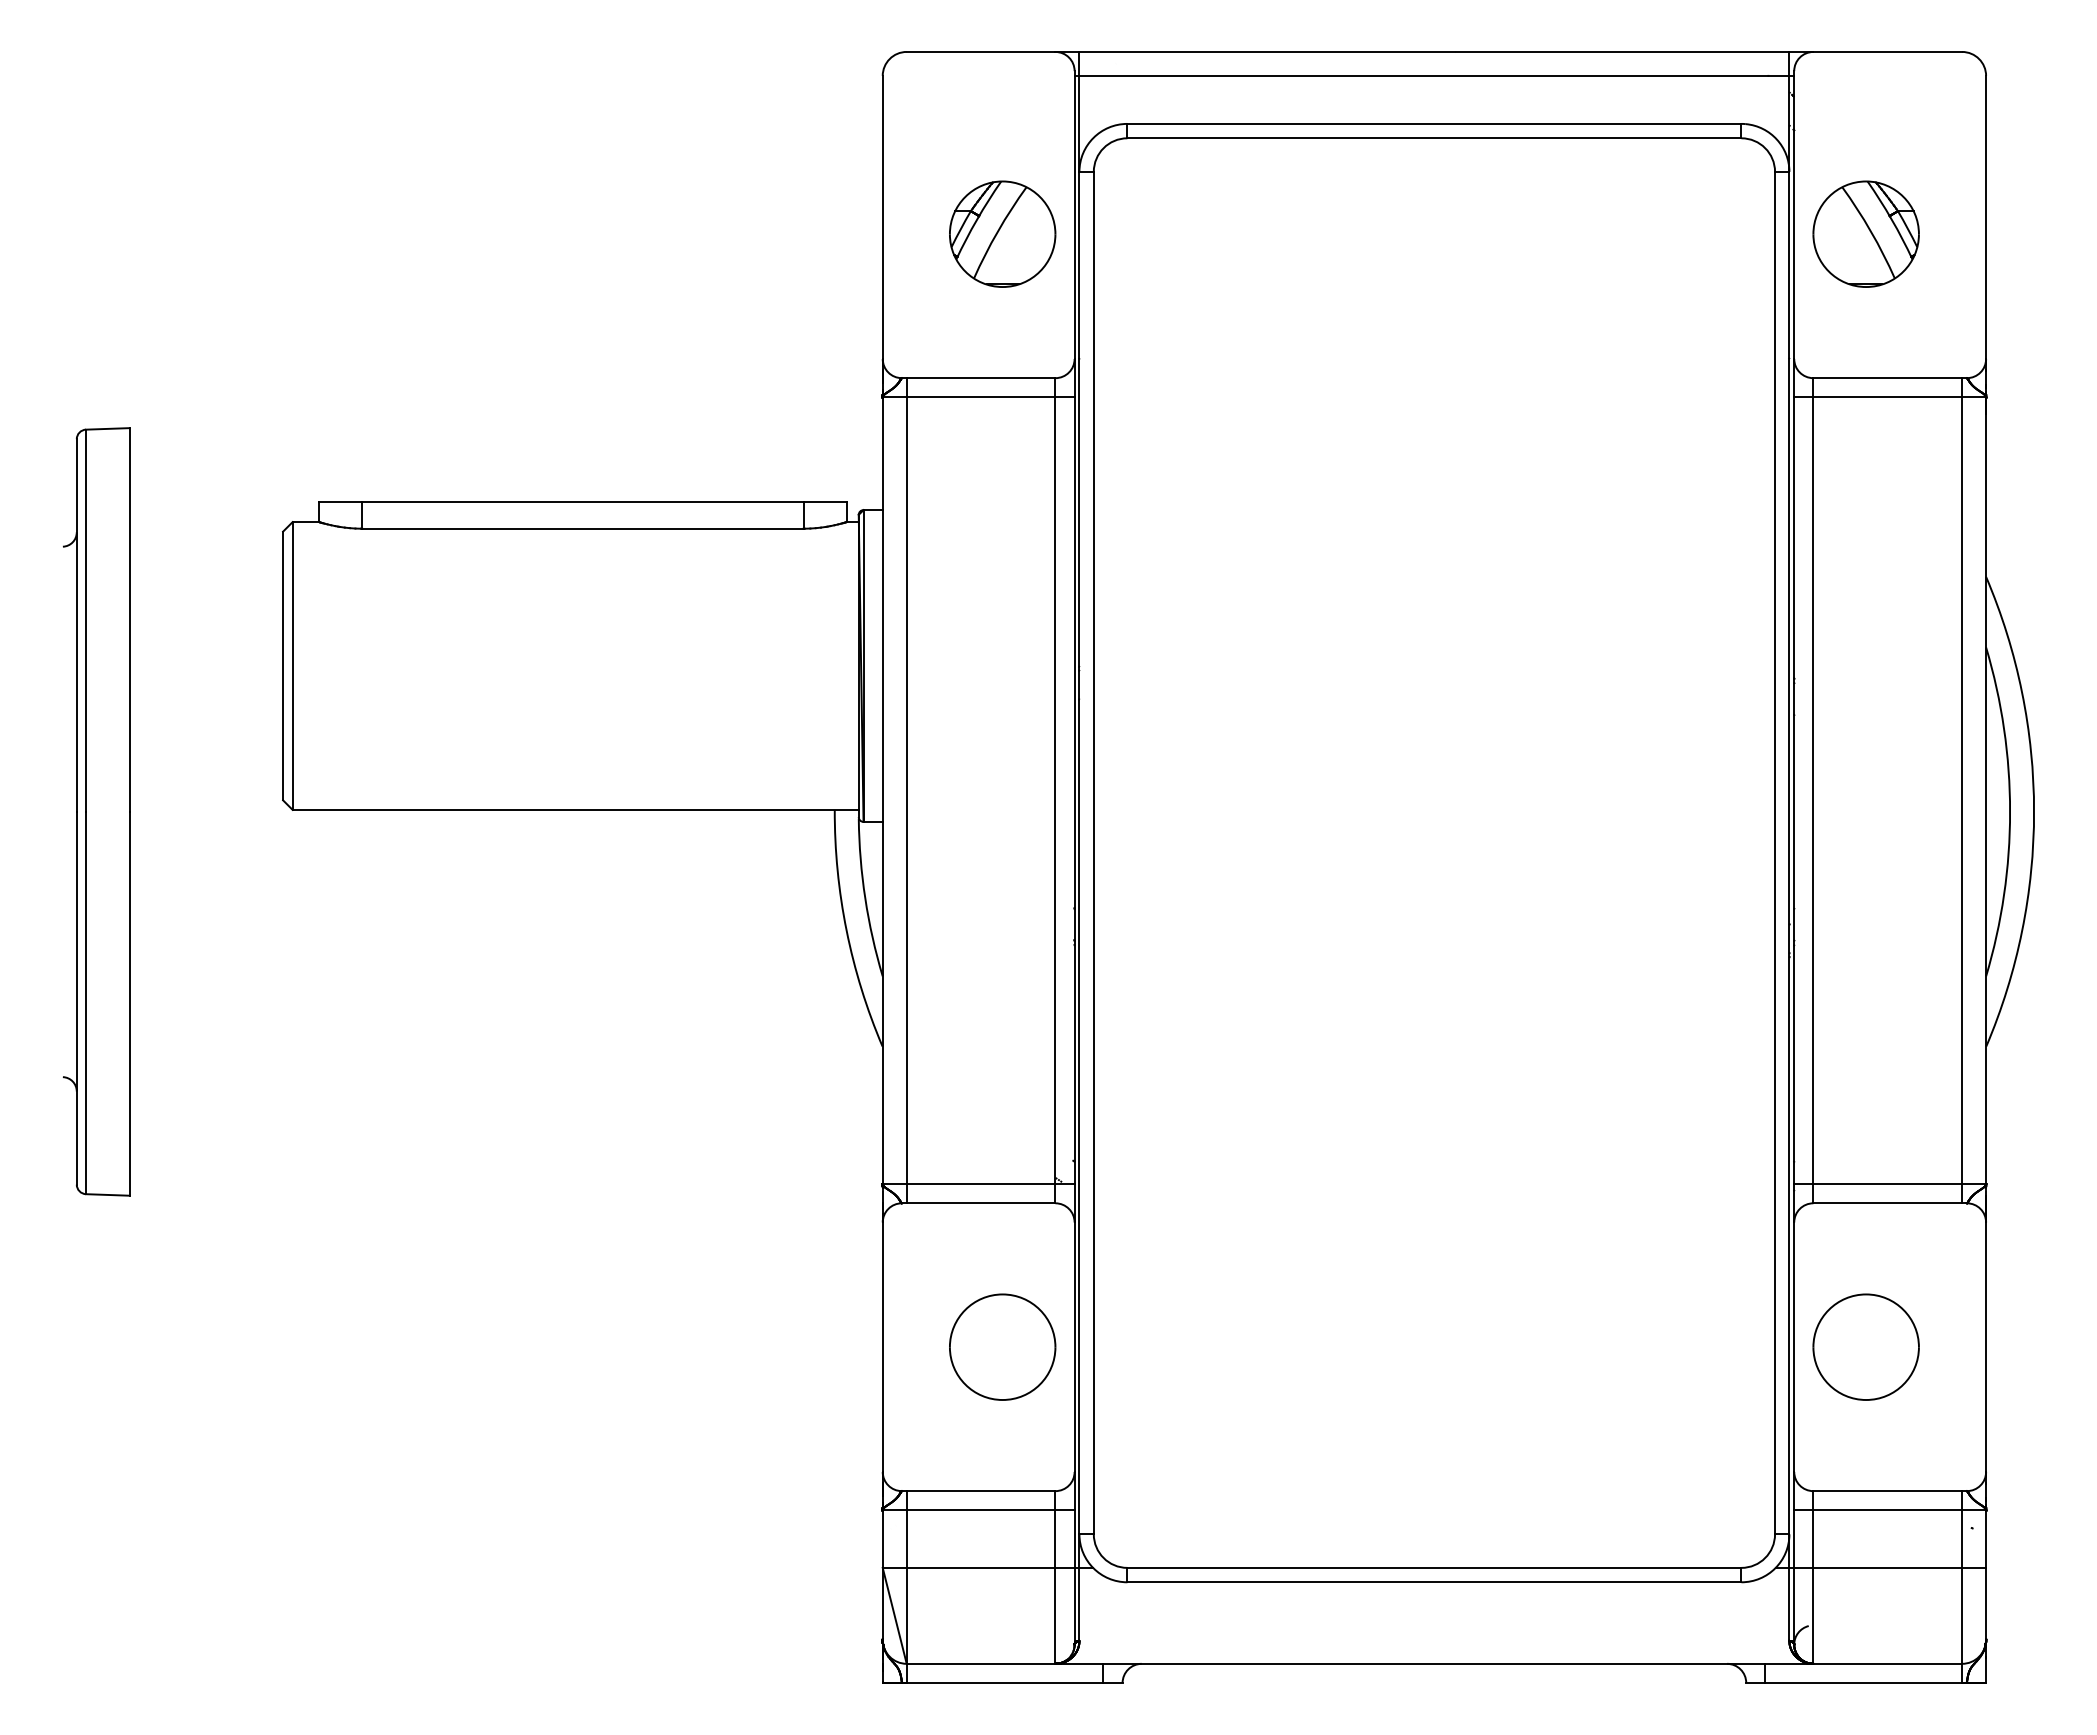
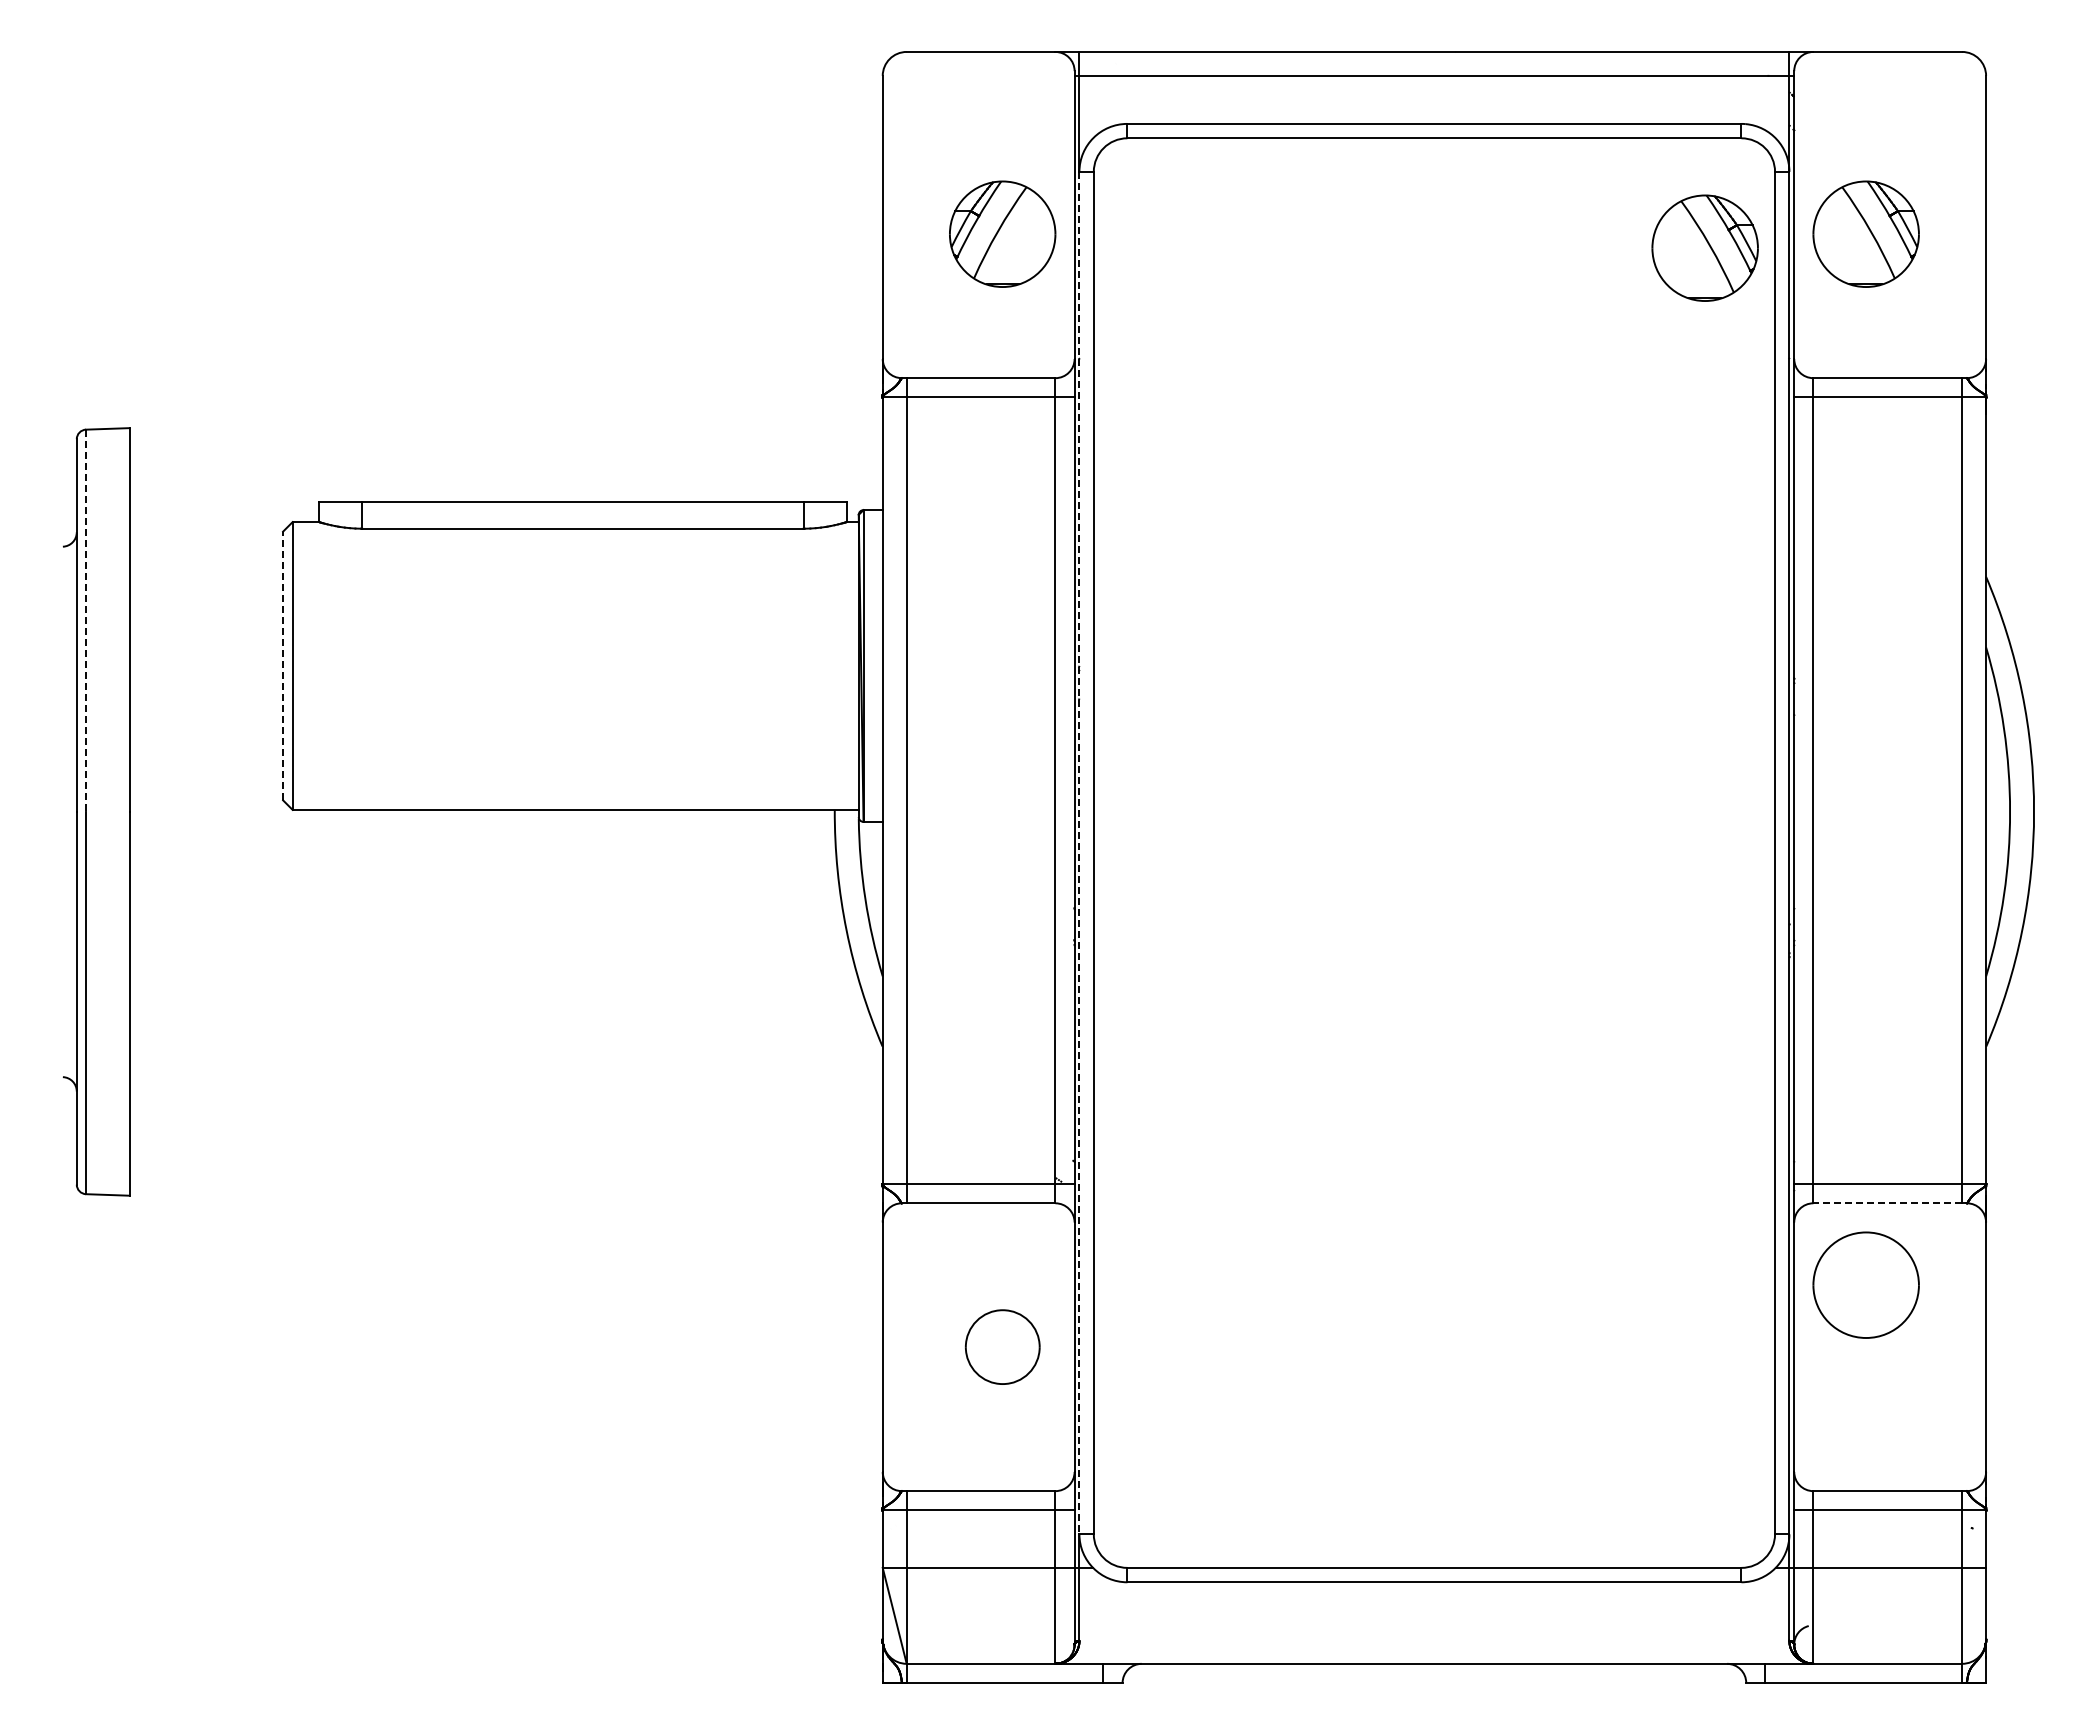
part: none -> present (1704, 247)
line: solid -> dashed (86, 621)
line: solid -> dashed (283, 665)
line: solid -> dashed (1079, 853)
line: solid -> dashed (1887, 1203)
part size: 108x108 px -> 76x76 px (1002, 1346)
part position: (1865, 1346) -> (1865, 1284) (1865, 1284)
